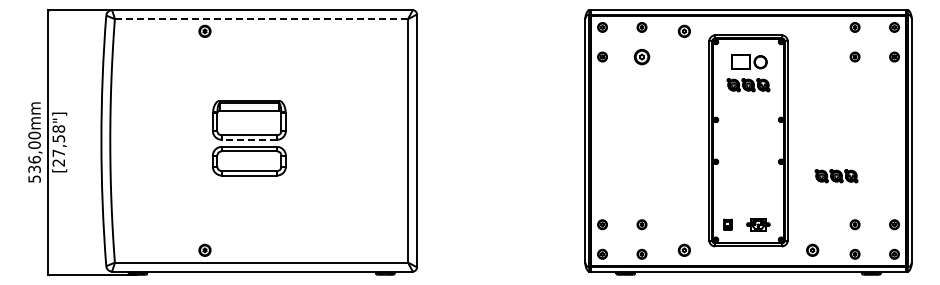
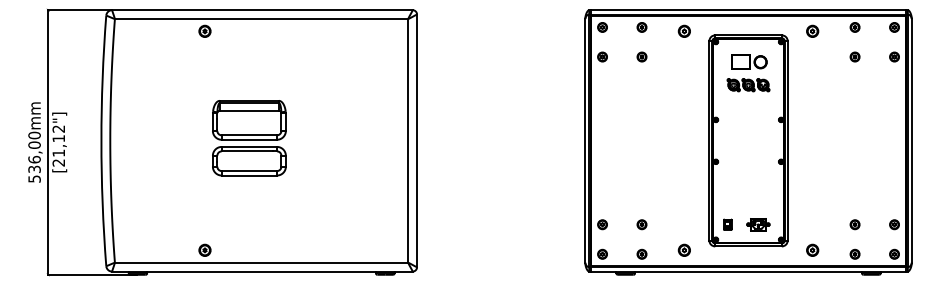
line: dashed -> solid (261, 19)
part: none -> present (812, 30)
part size: 18x17 px -> 12x12 px (641, 56)
line: dashed -> solid (249, 139)
text: [27,58"] -> [21,12"] (58, 140)
part: present -> none (836, 176)
